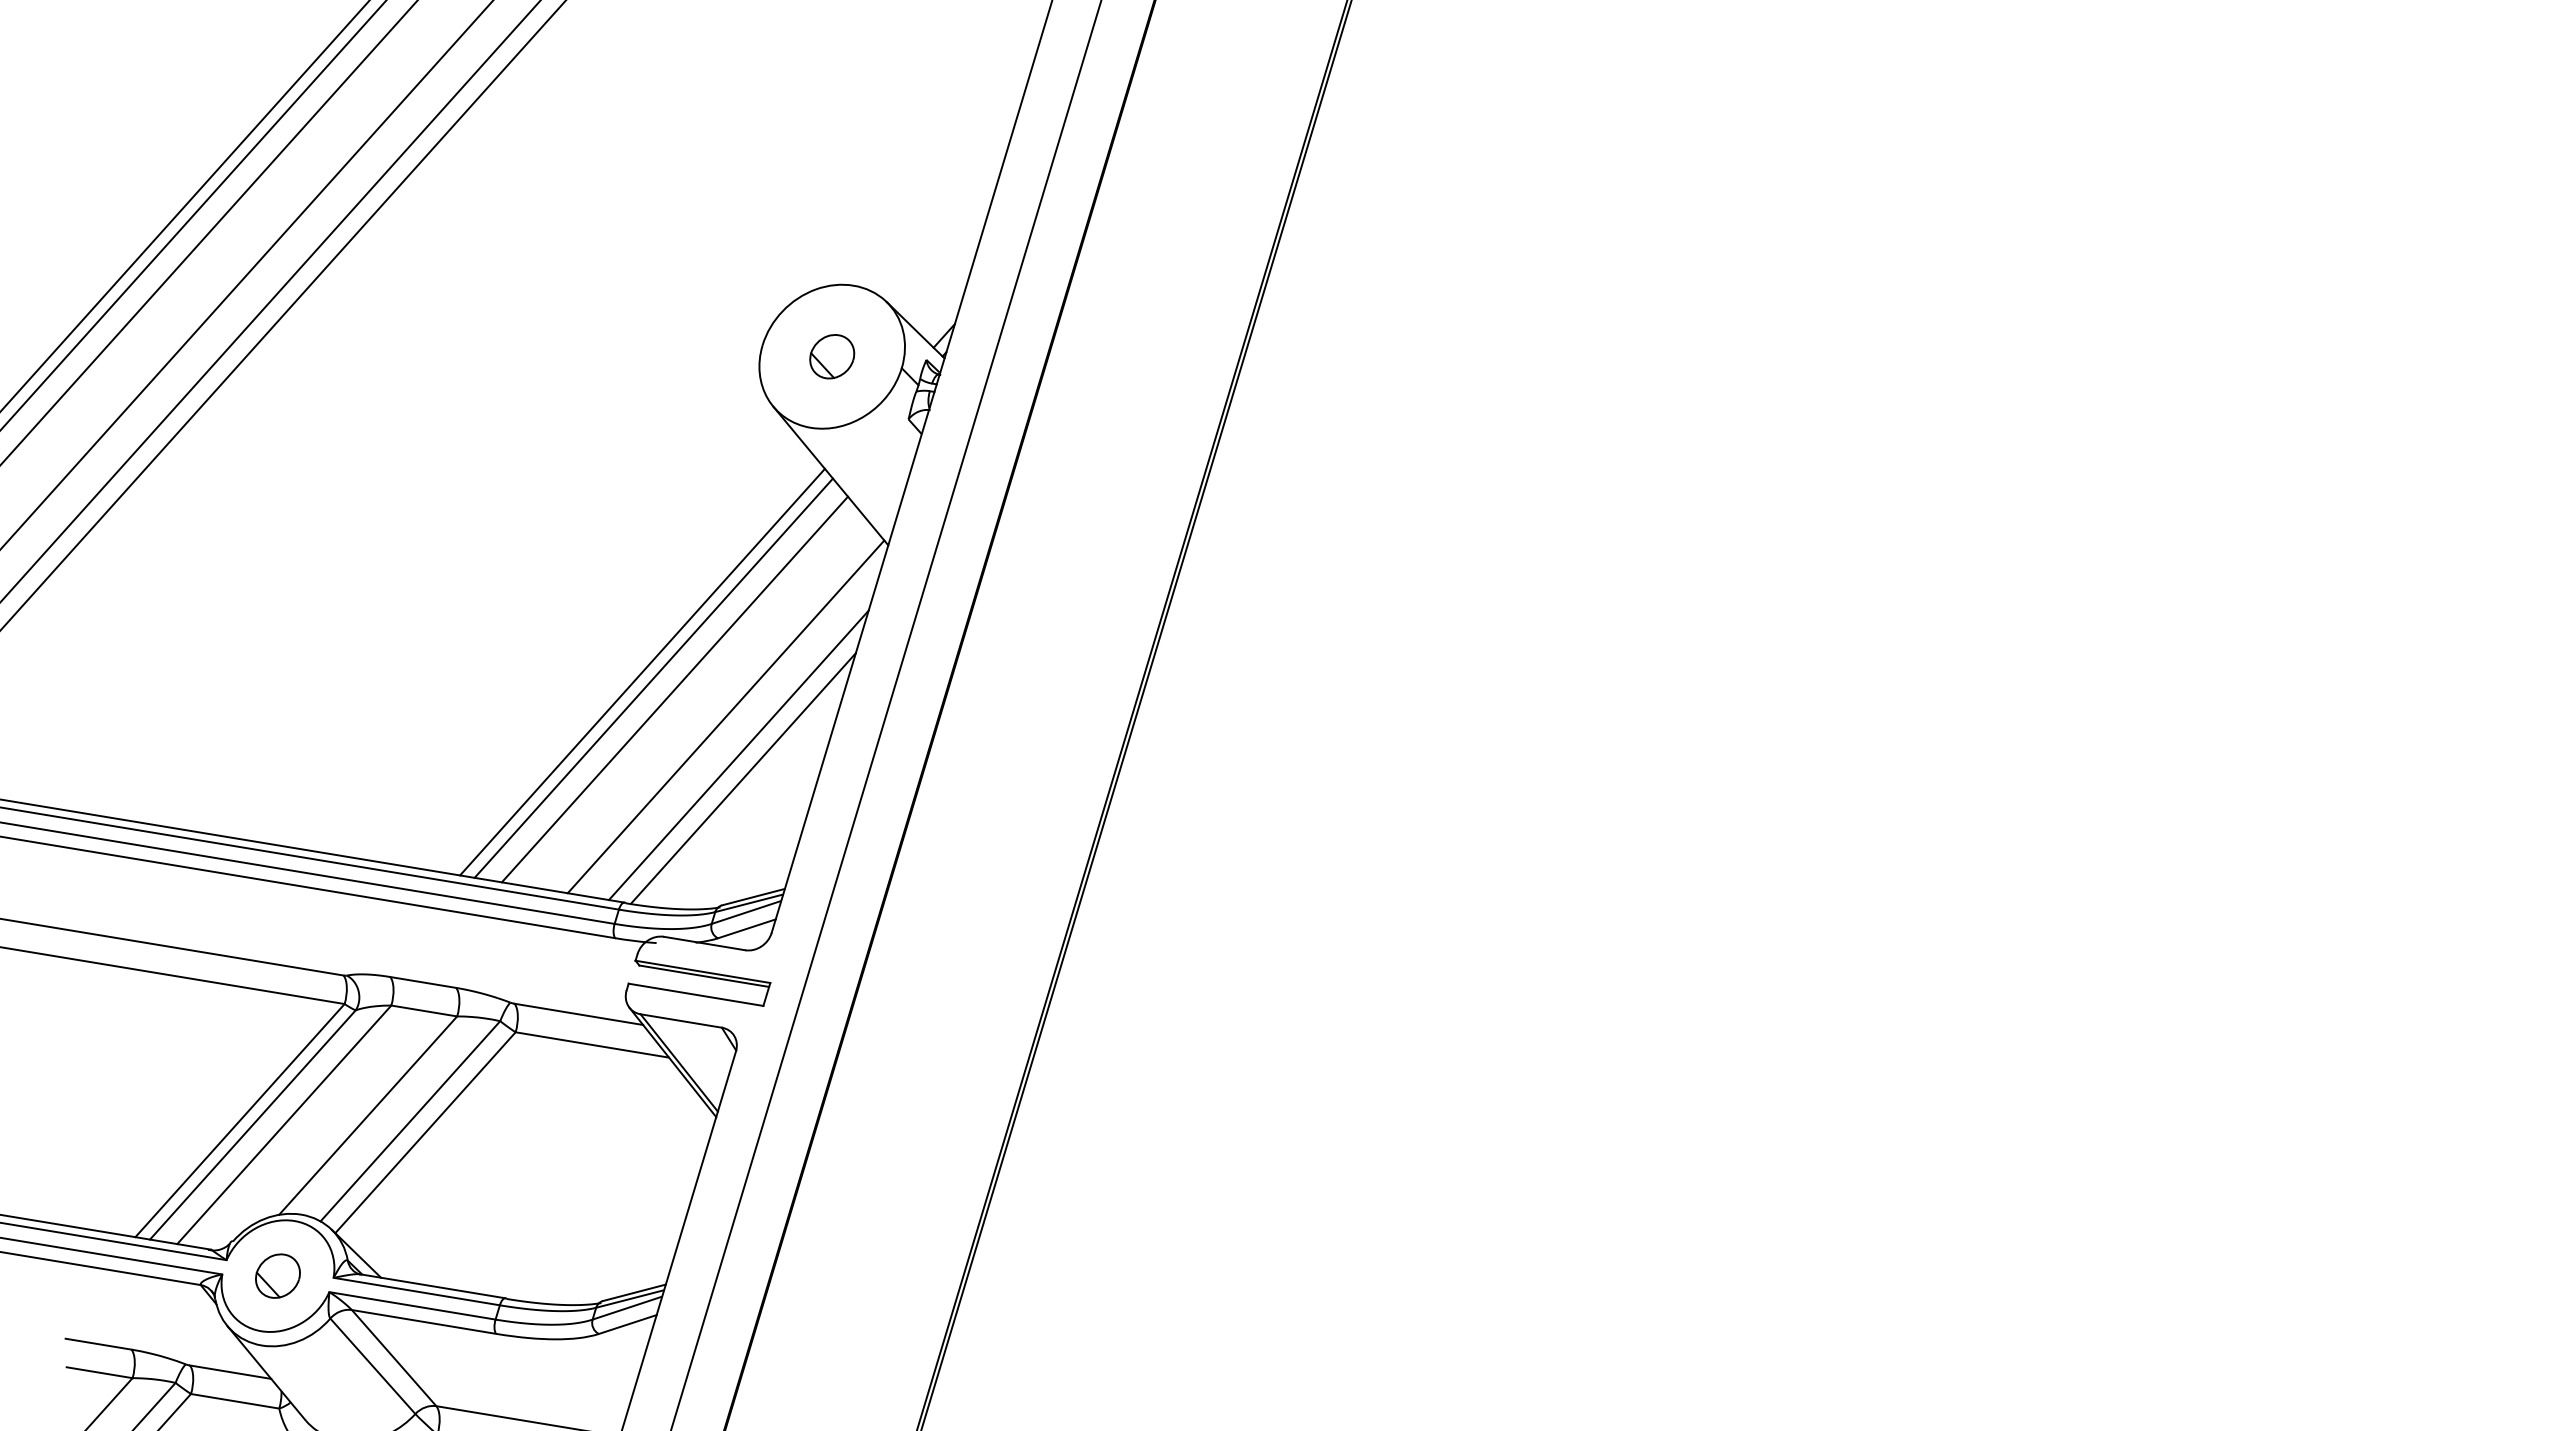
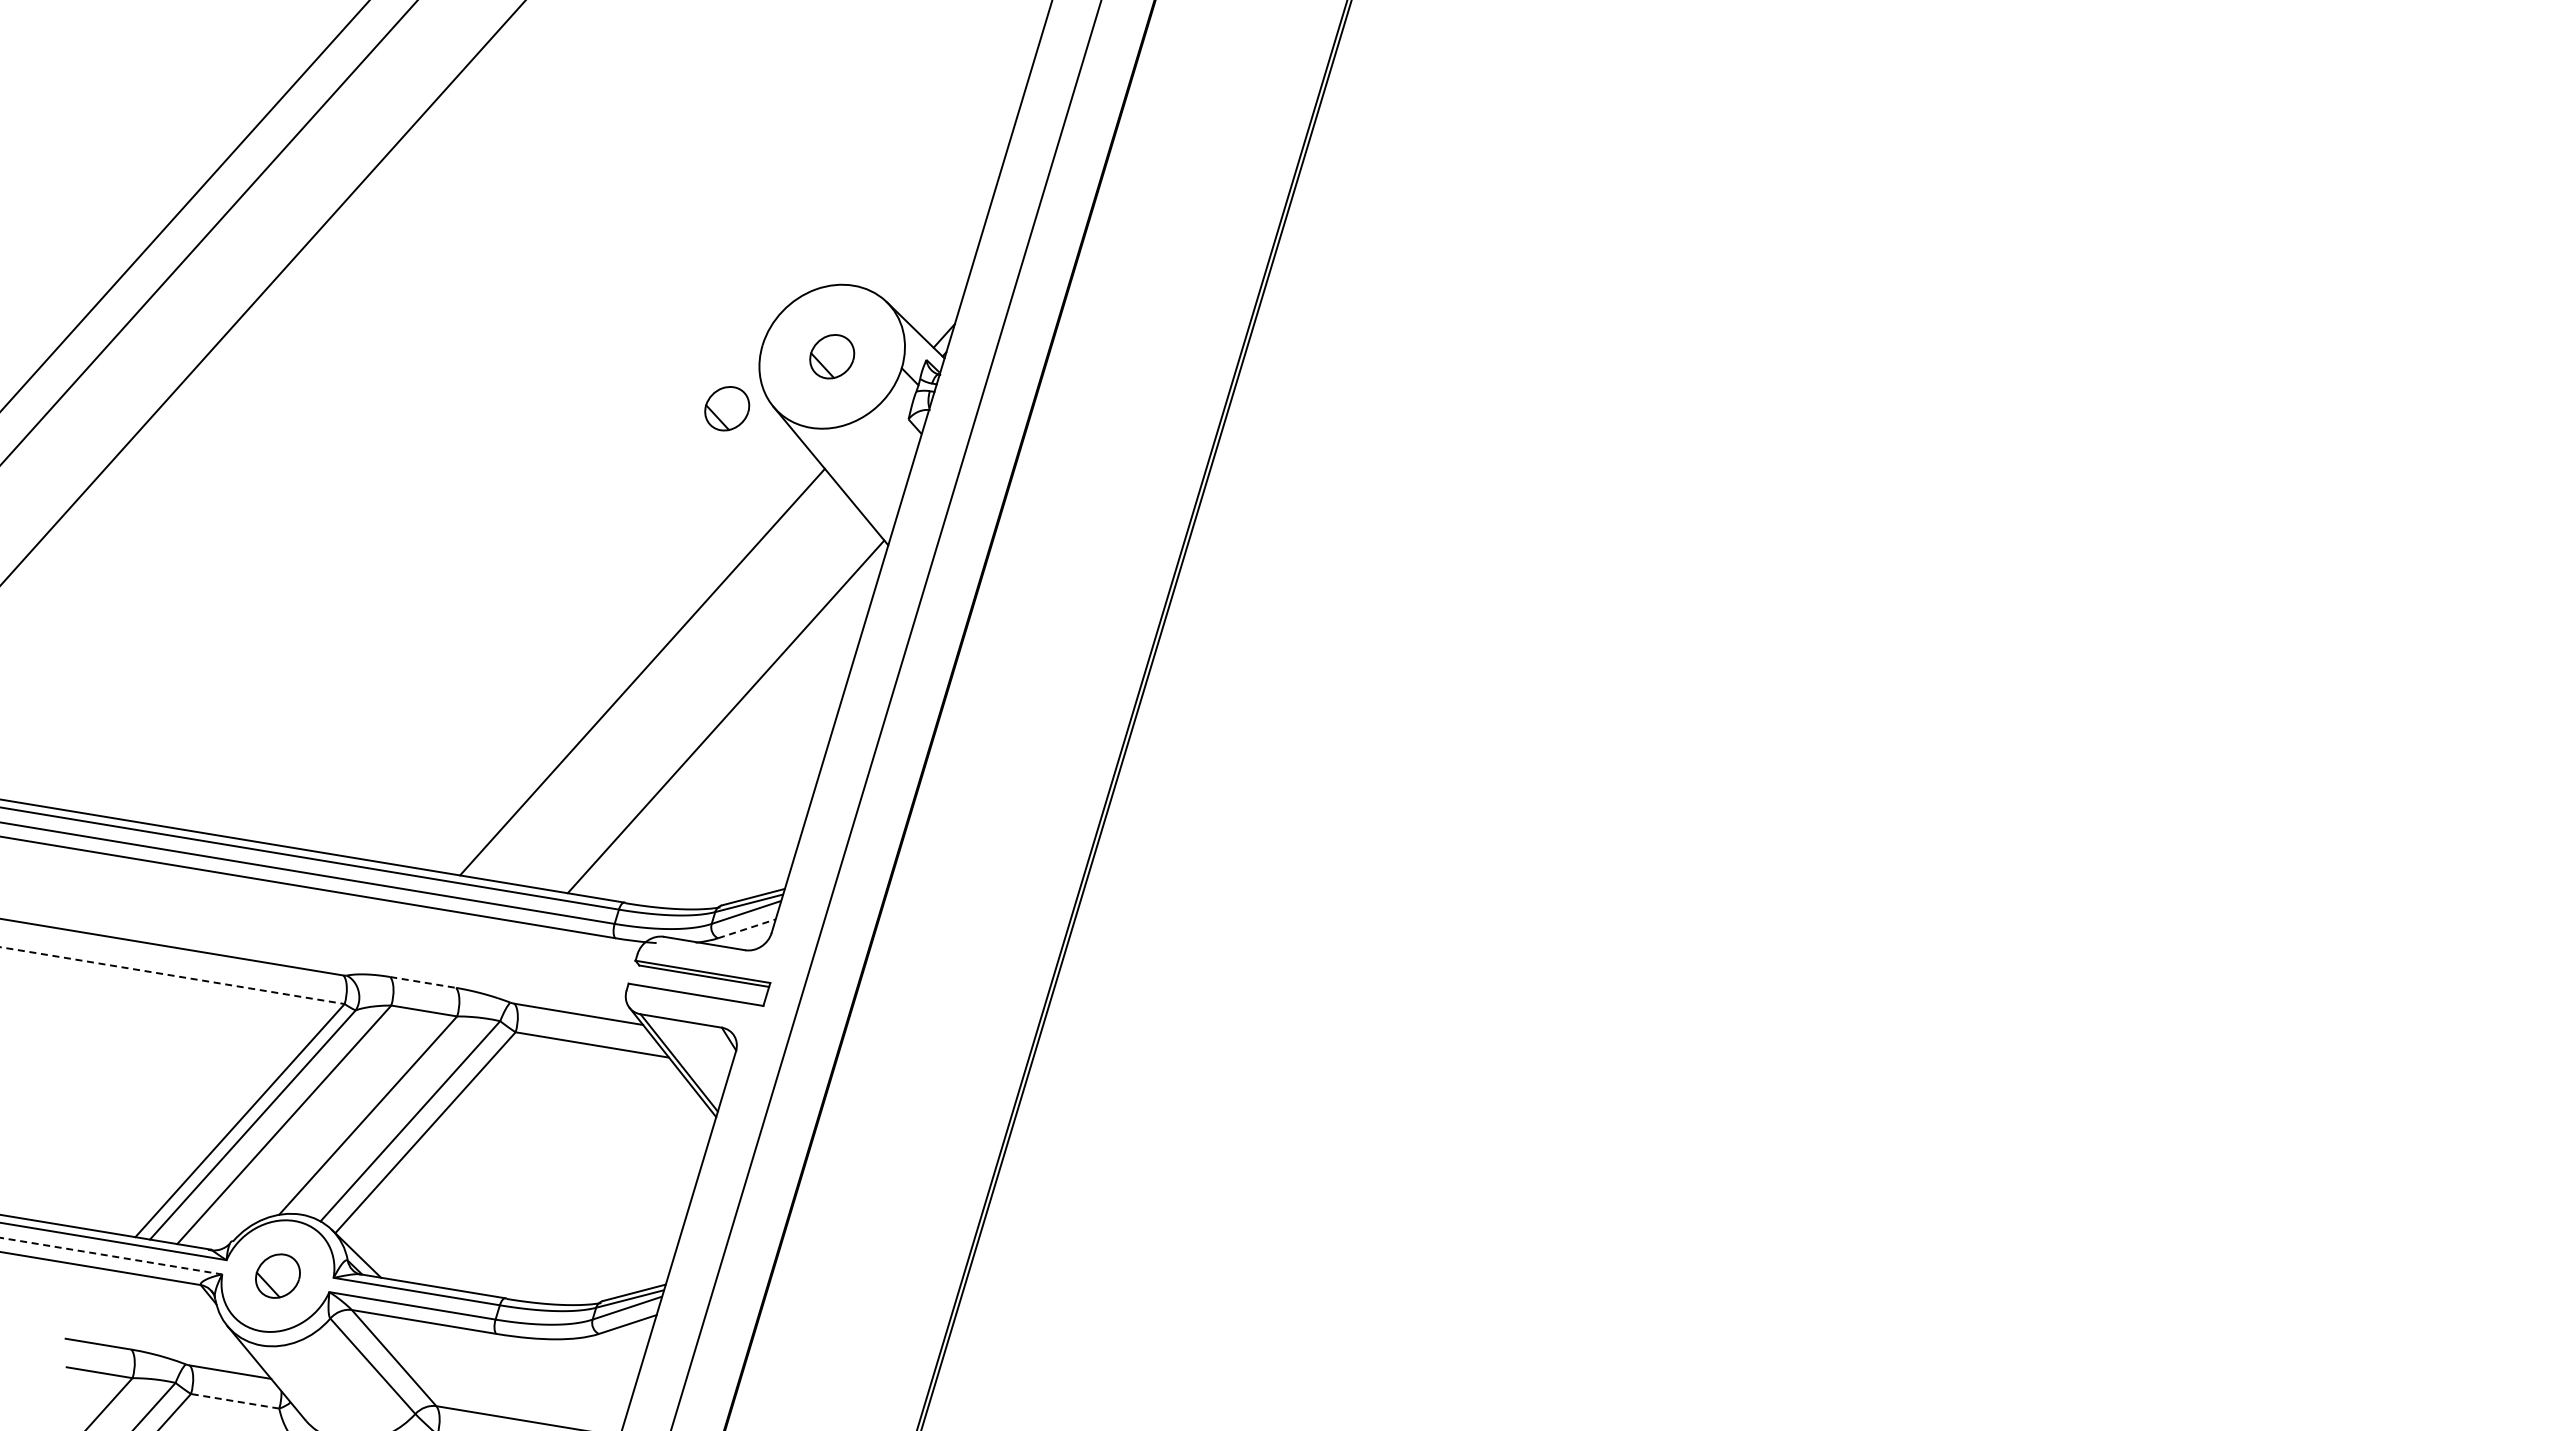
line: present -> none (193, 215)
line position: (246, 274) -> (262, 292) (262, 292)
line: present -> none (270, 300)
line: present -> none (283, 315)
part: none -> present (727, 408)
line: present -> none (653, 677)
line: present -> none (674, 689)
line: present -> none (738, 755)
line: present -> none (742, 778)
line: solid -> dashed (747, 928)
line: solid -> dashed (173, 975)
line: solid -> dashed (423, 982)
line: solid -> dashed (111, 1256)
line: solid -> dashed (235, 1401)
